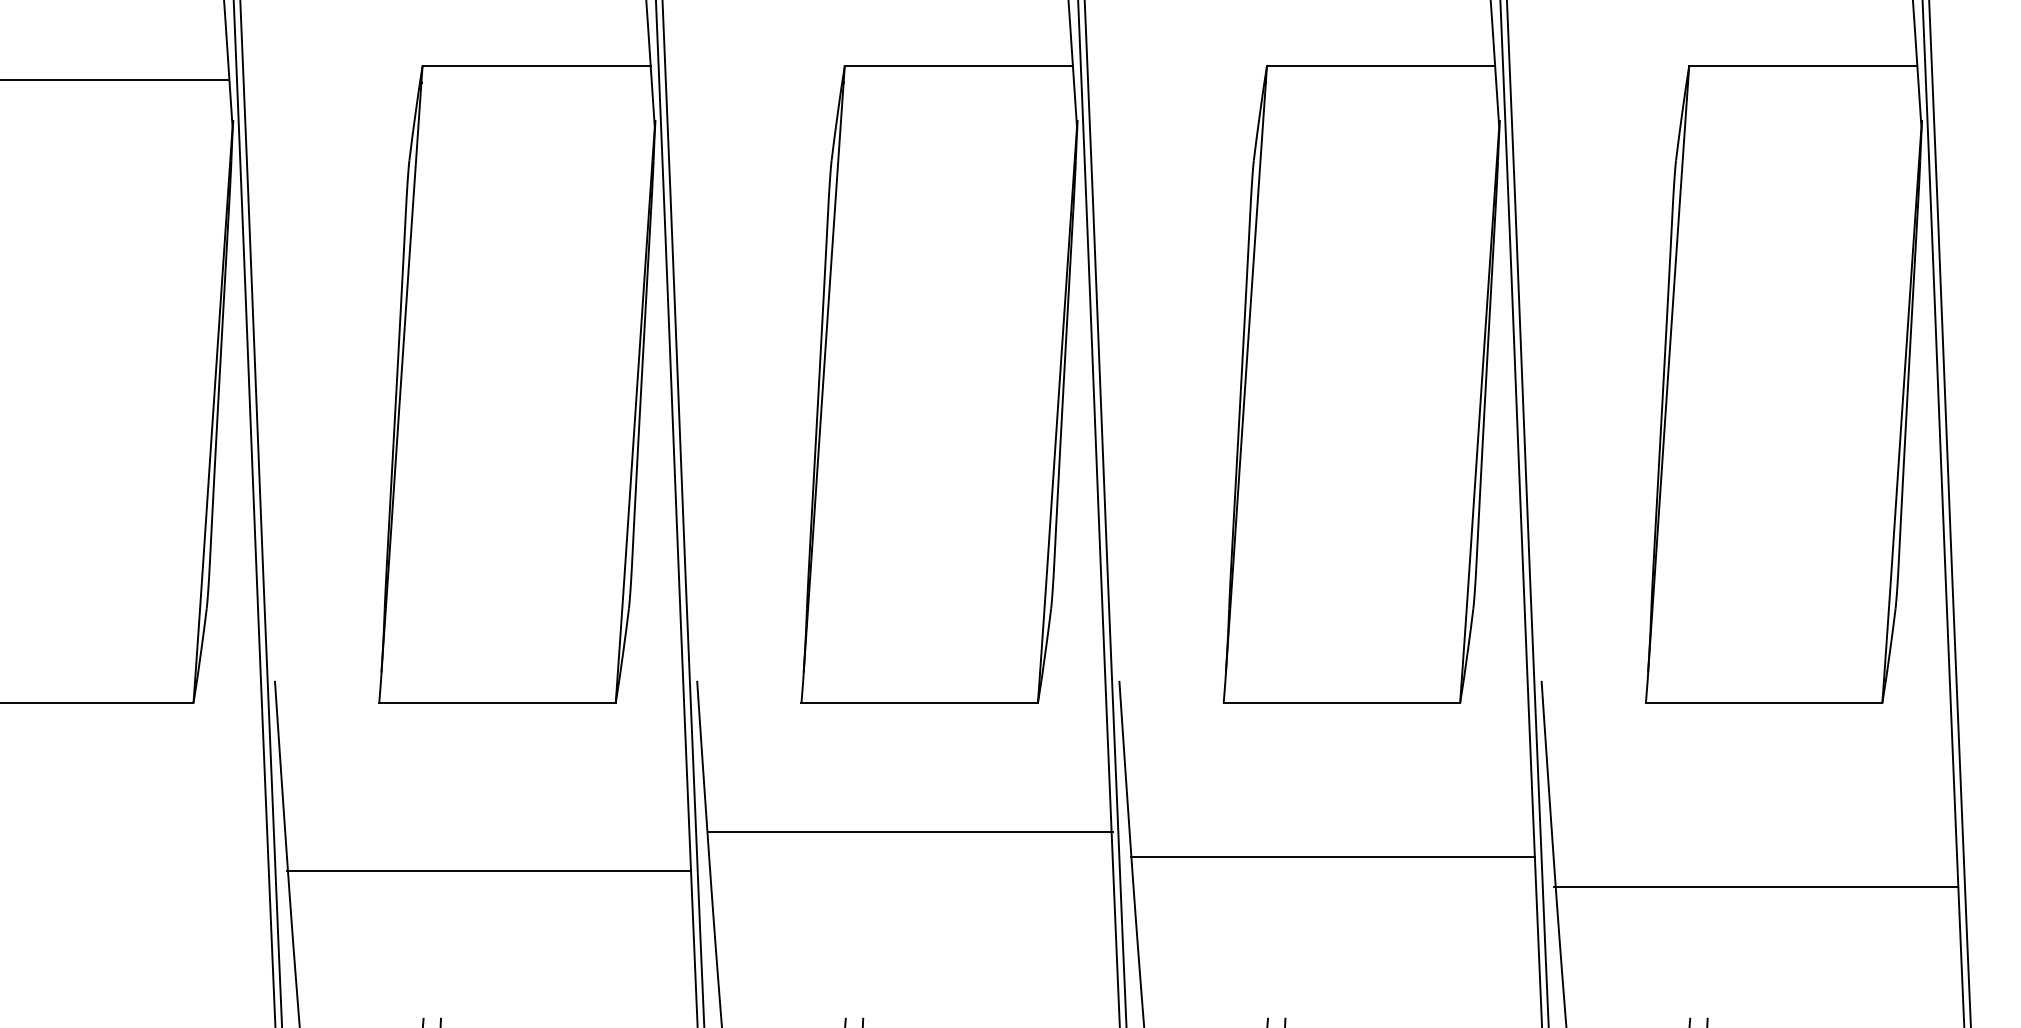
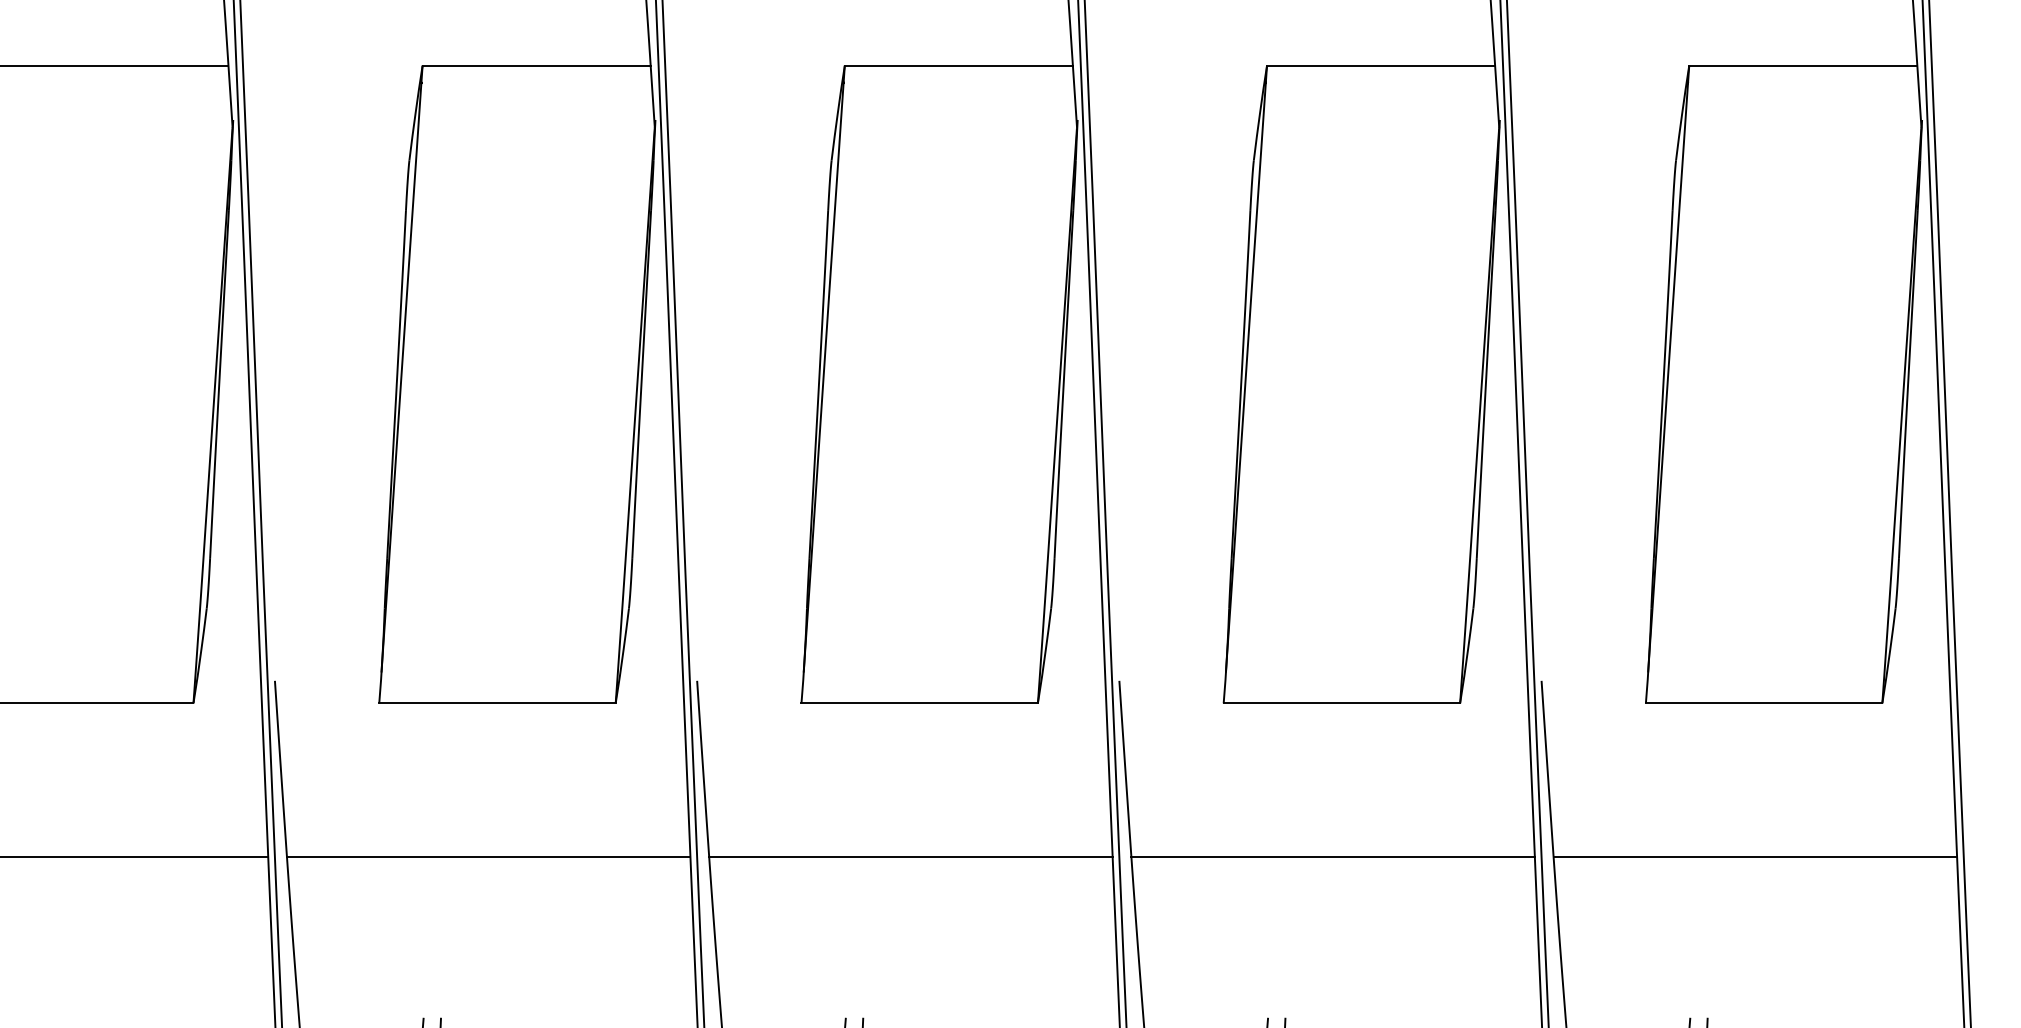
line position: (115, 79) -> (115, 65) (115, 65)
line position: (910, 832) -> (910, 857) (910, 857)
line: none -> present (135, 857)
line position: (488, 871) -> (488, 857) (488, 857)
line position: (1755, 887) -> (1755, 857) (1755, 857)
